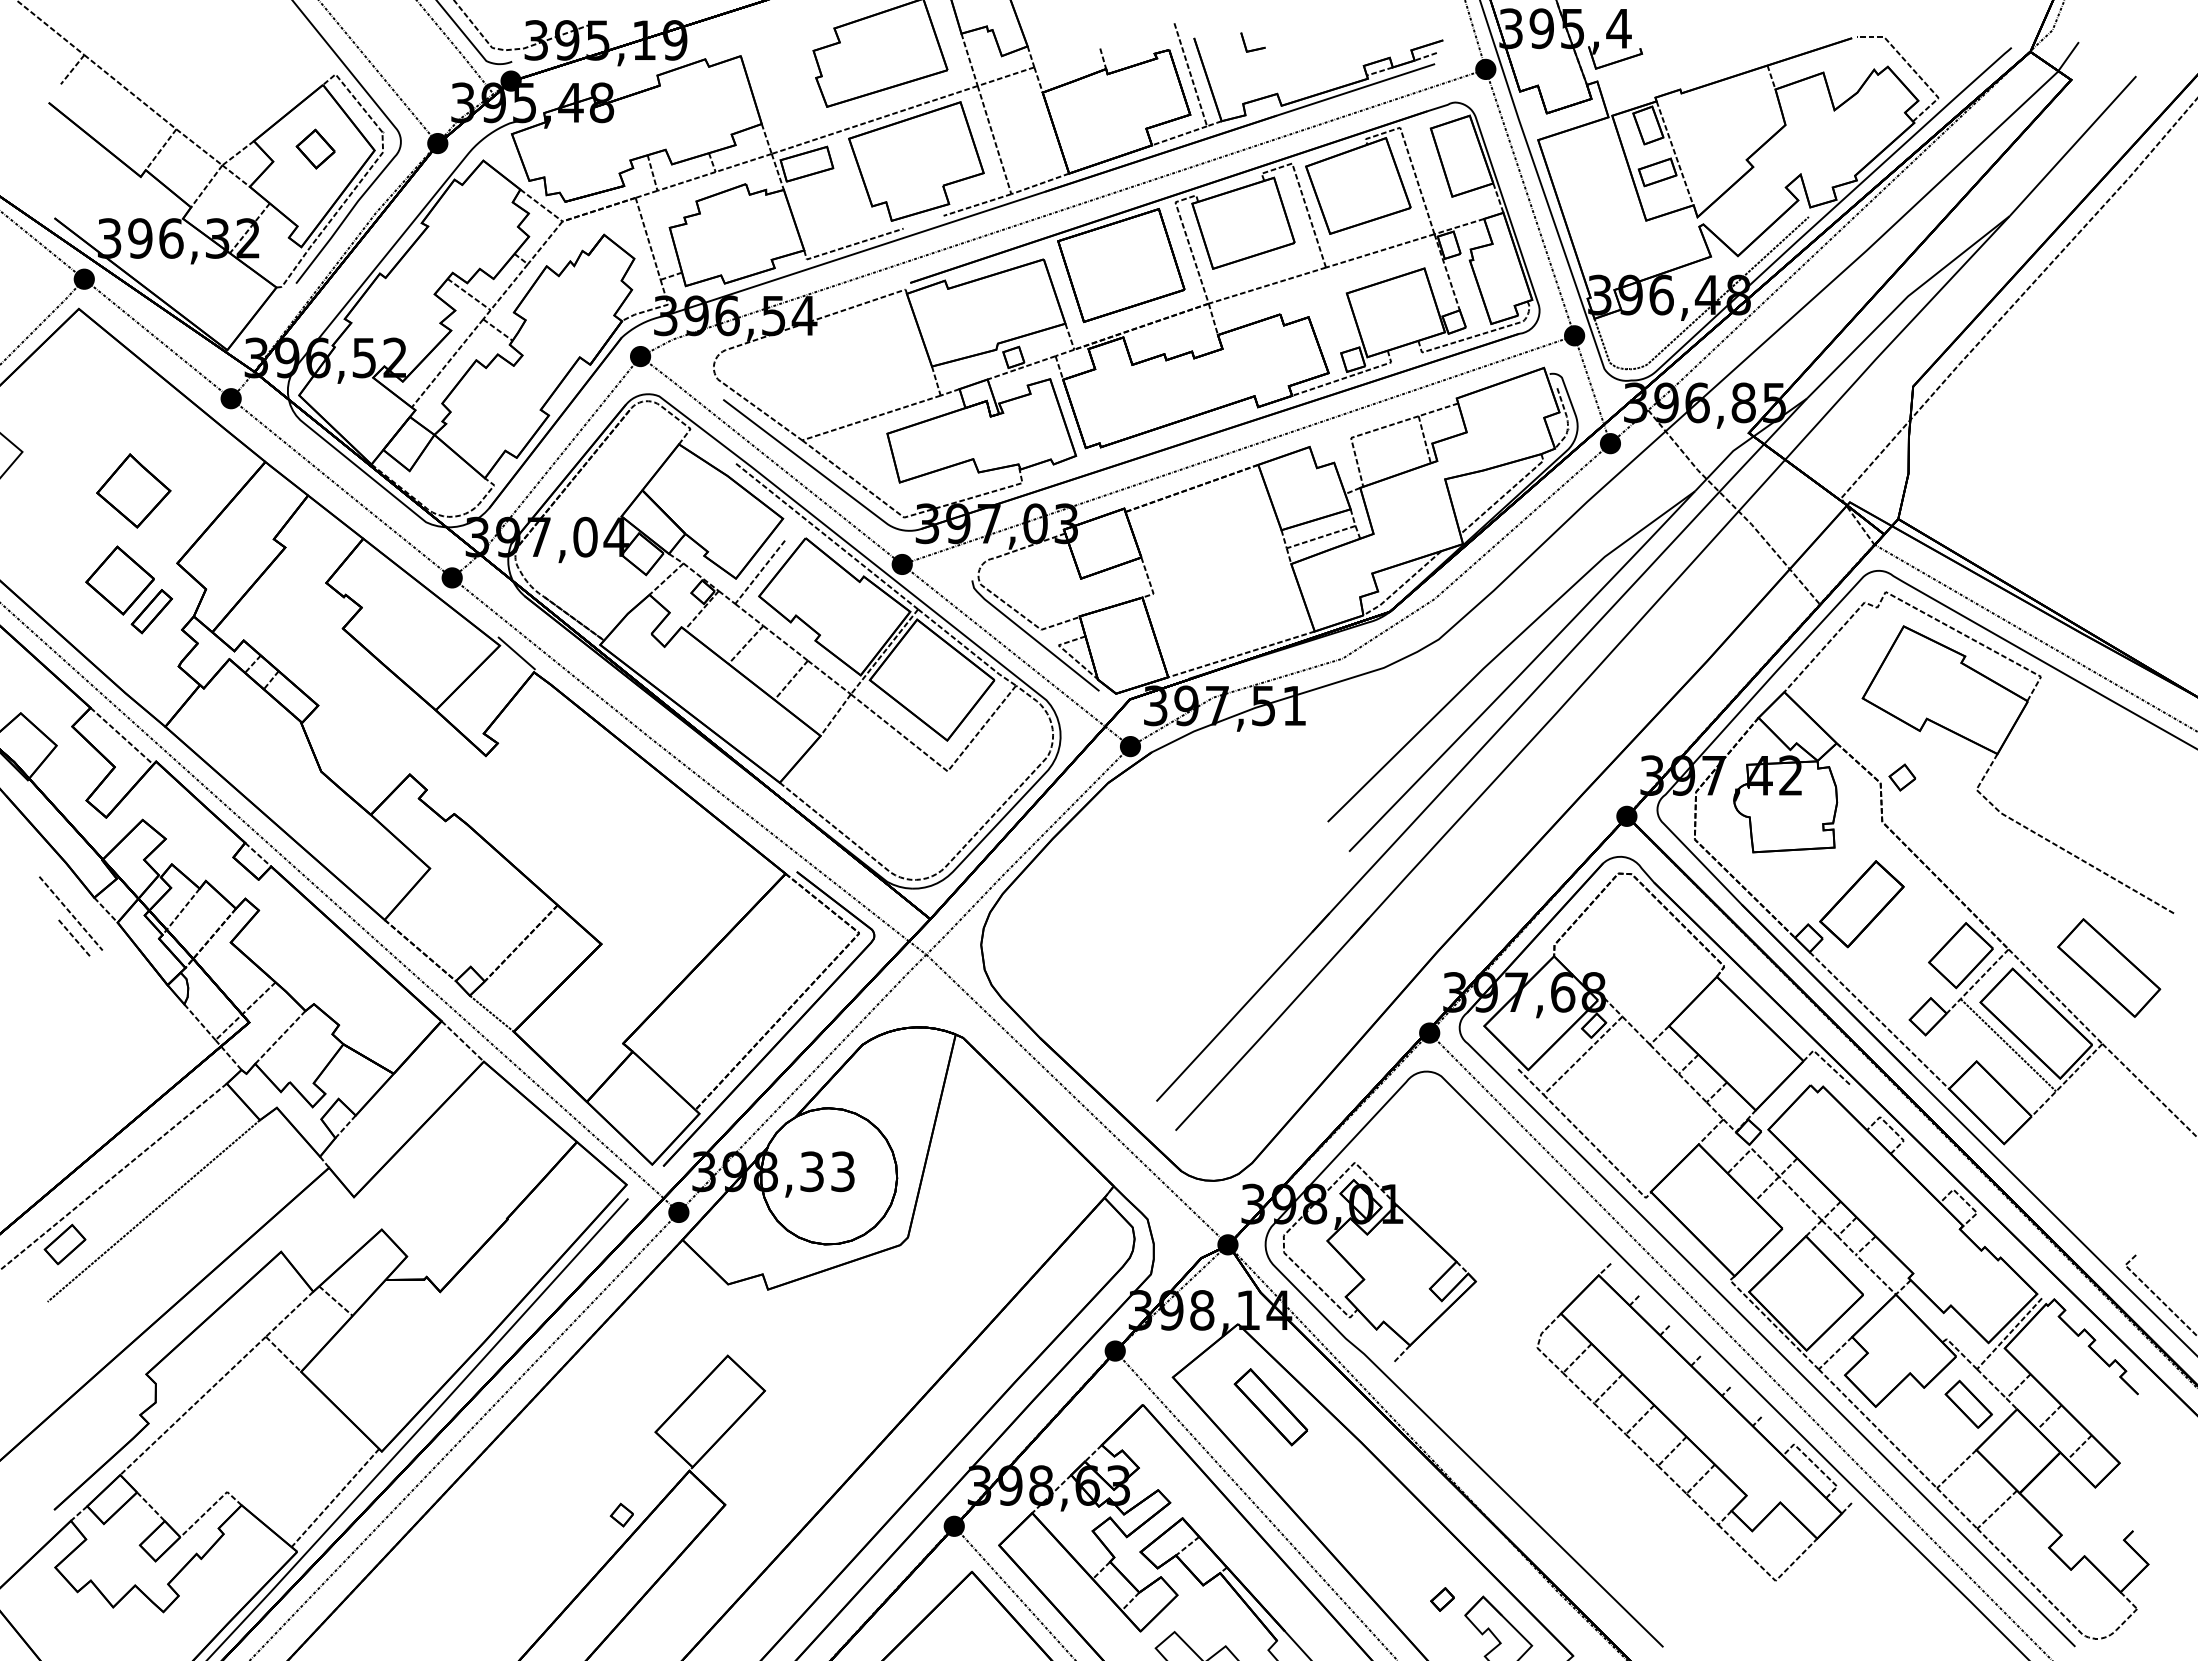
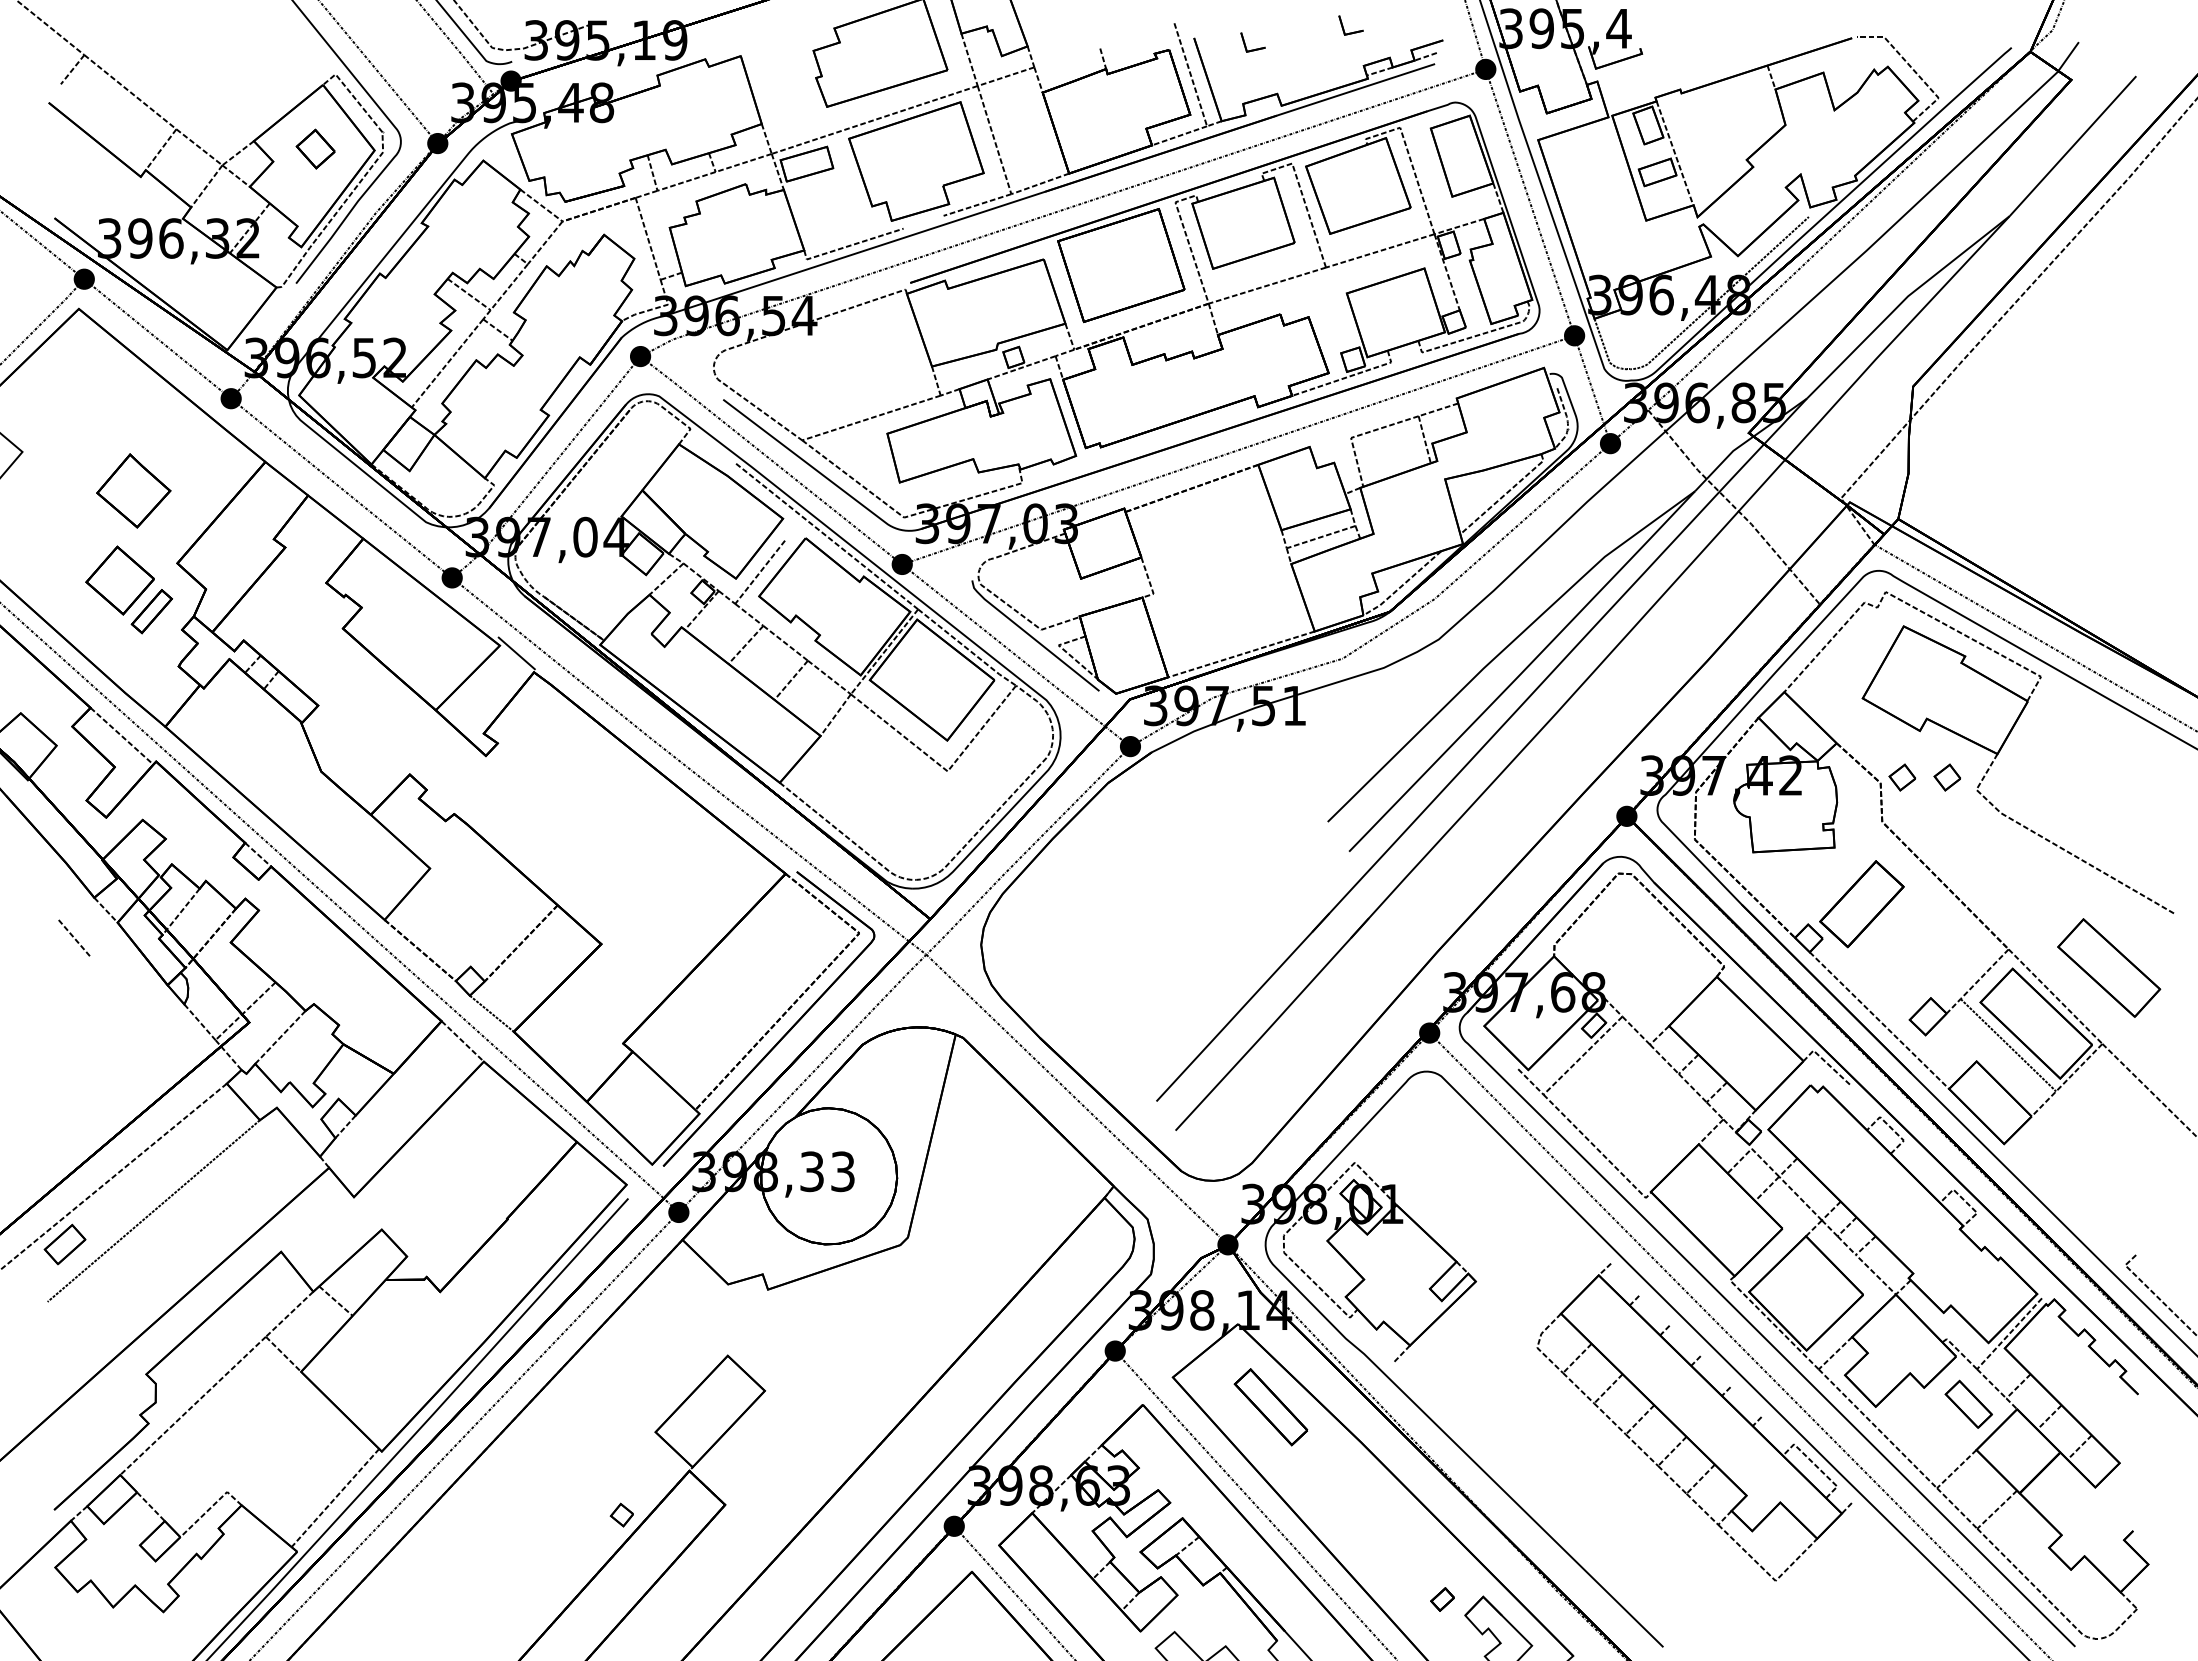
part: none -> present (1353, 31)
part: none -> present (1946, 777)
line: present -> none (70, 912)
part: present -> none (1960, 955)
